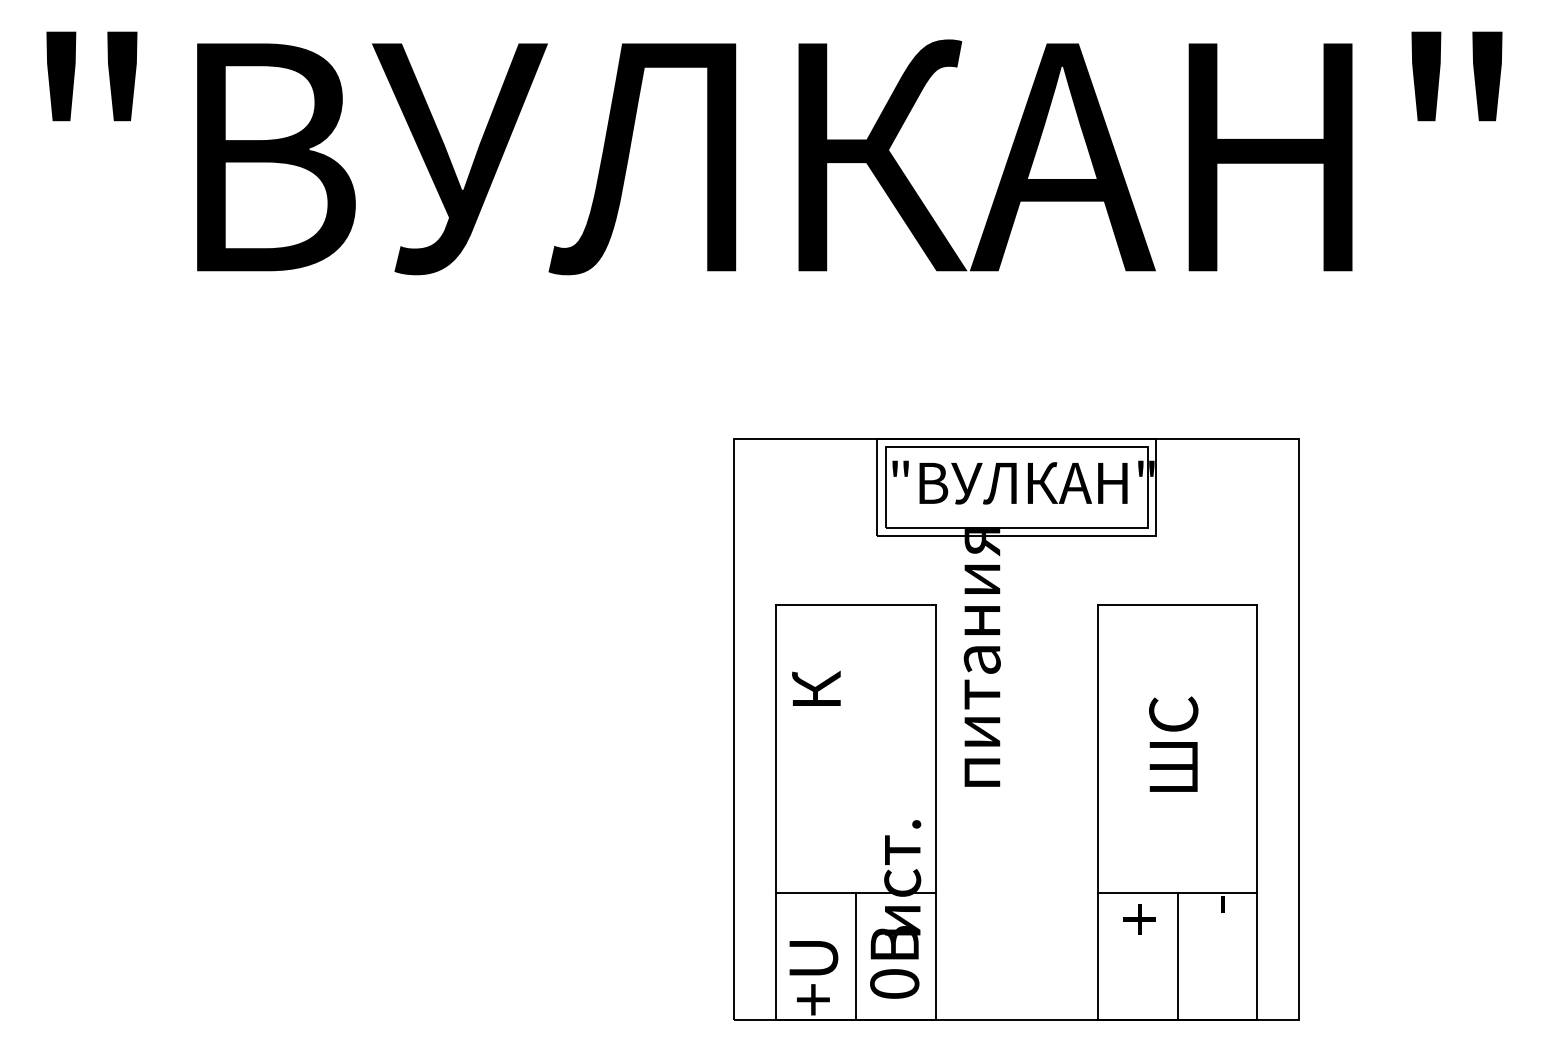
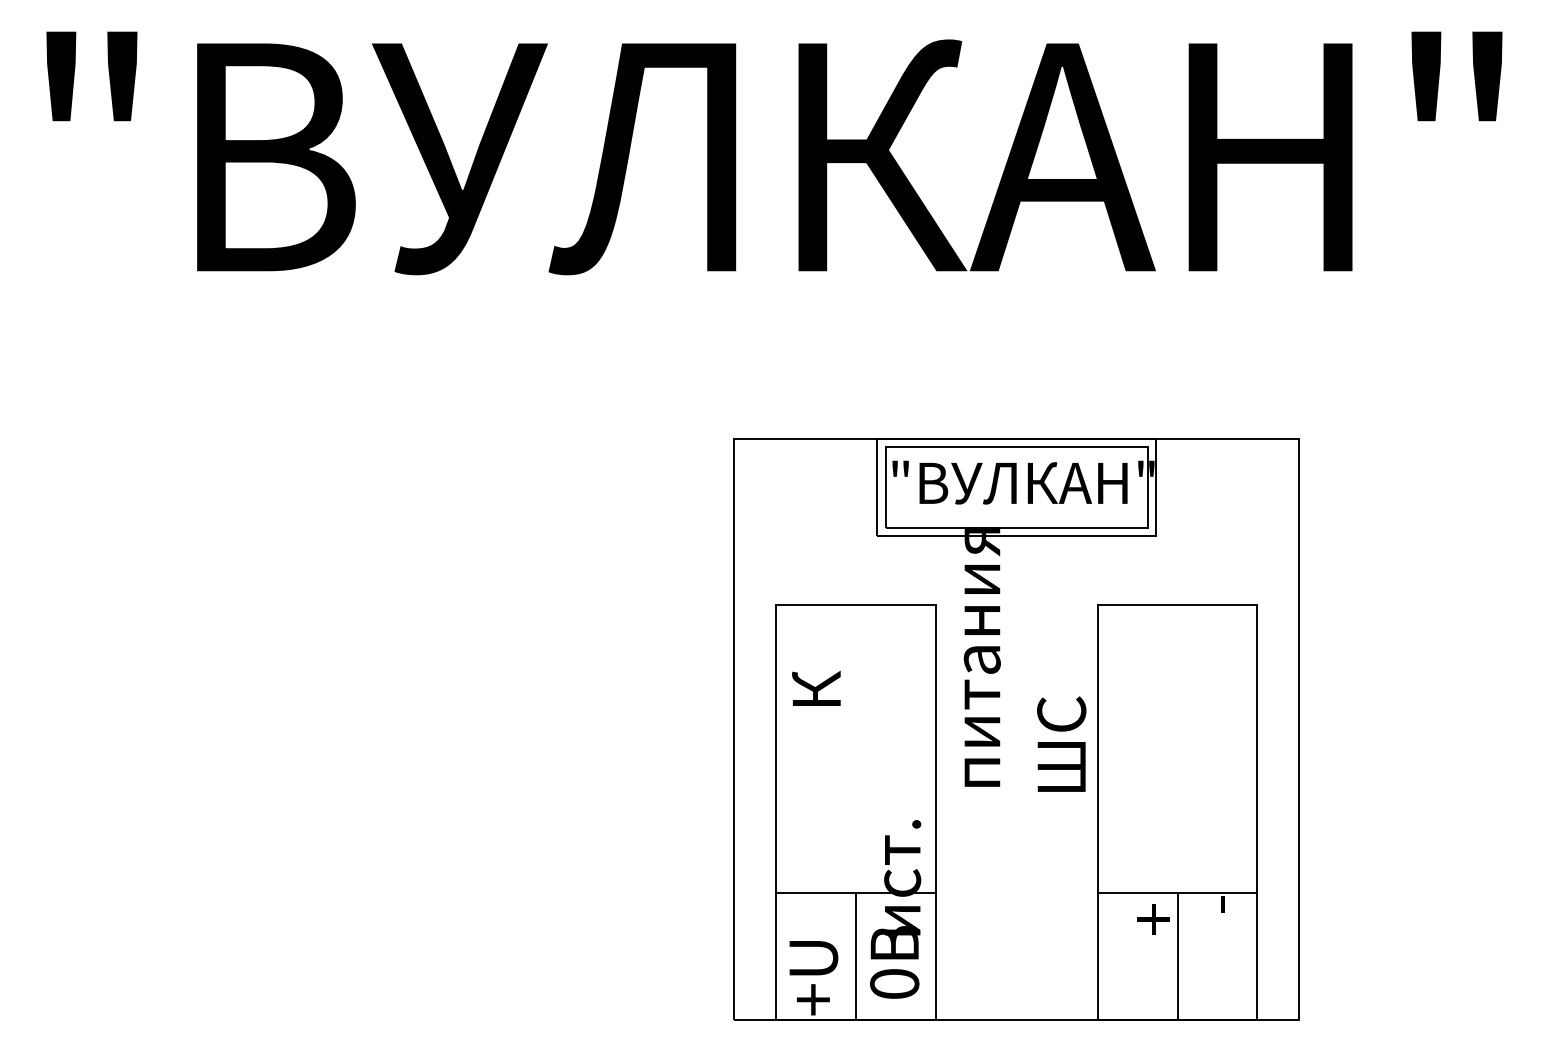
text position: (1173, 743) -> (1061, 743) (1061, 743)
text position: (1139, 919) -> (1153, 919) (1153, 919)
